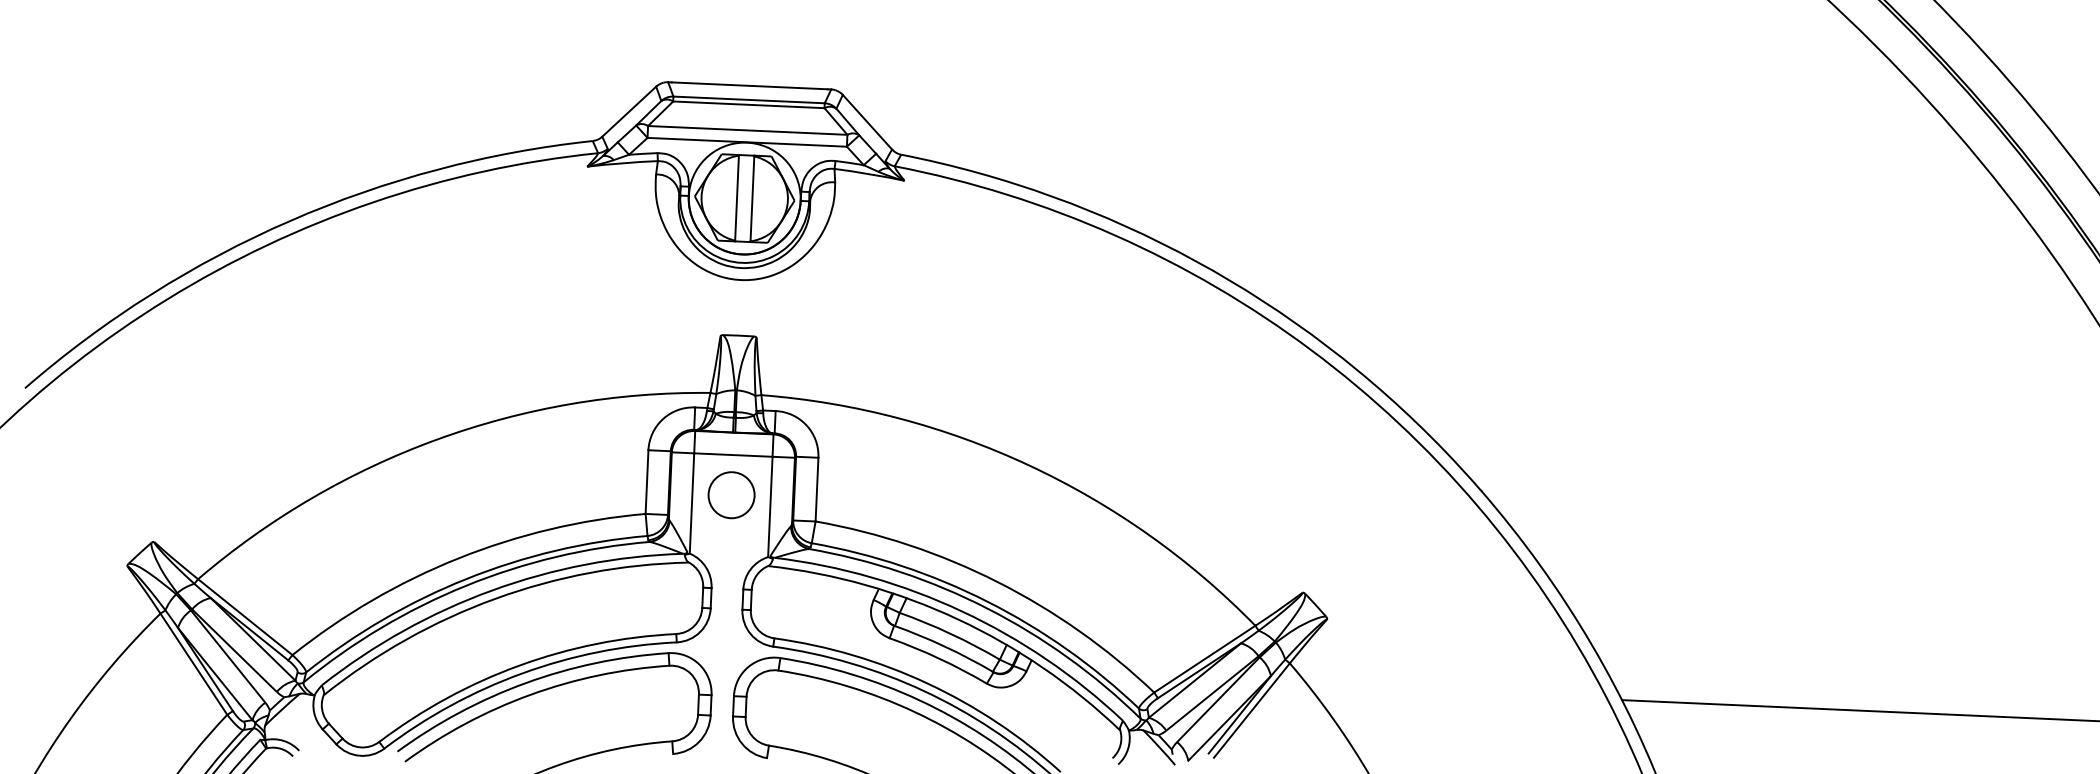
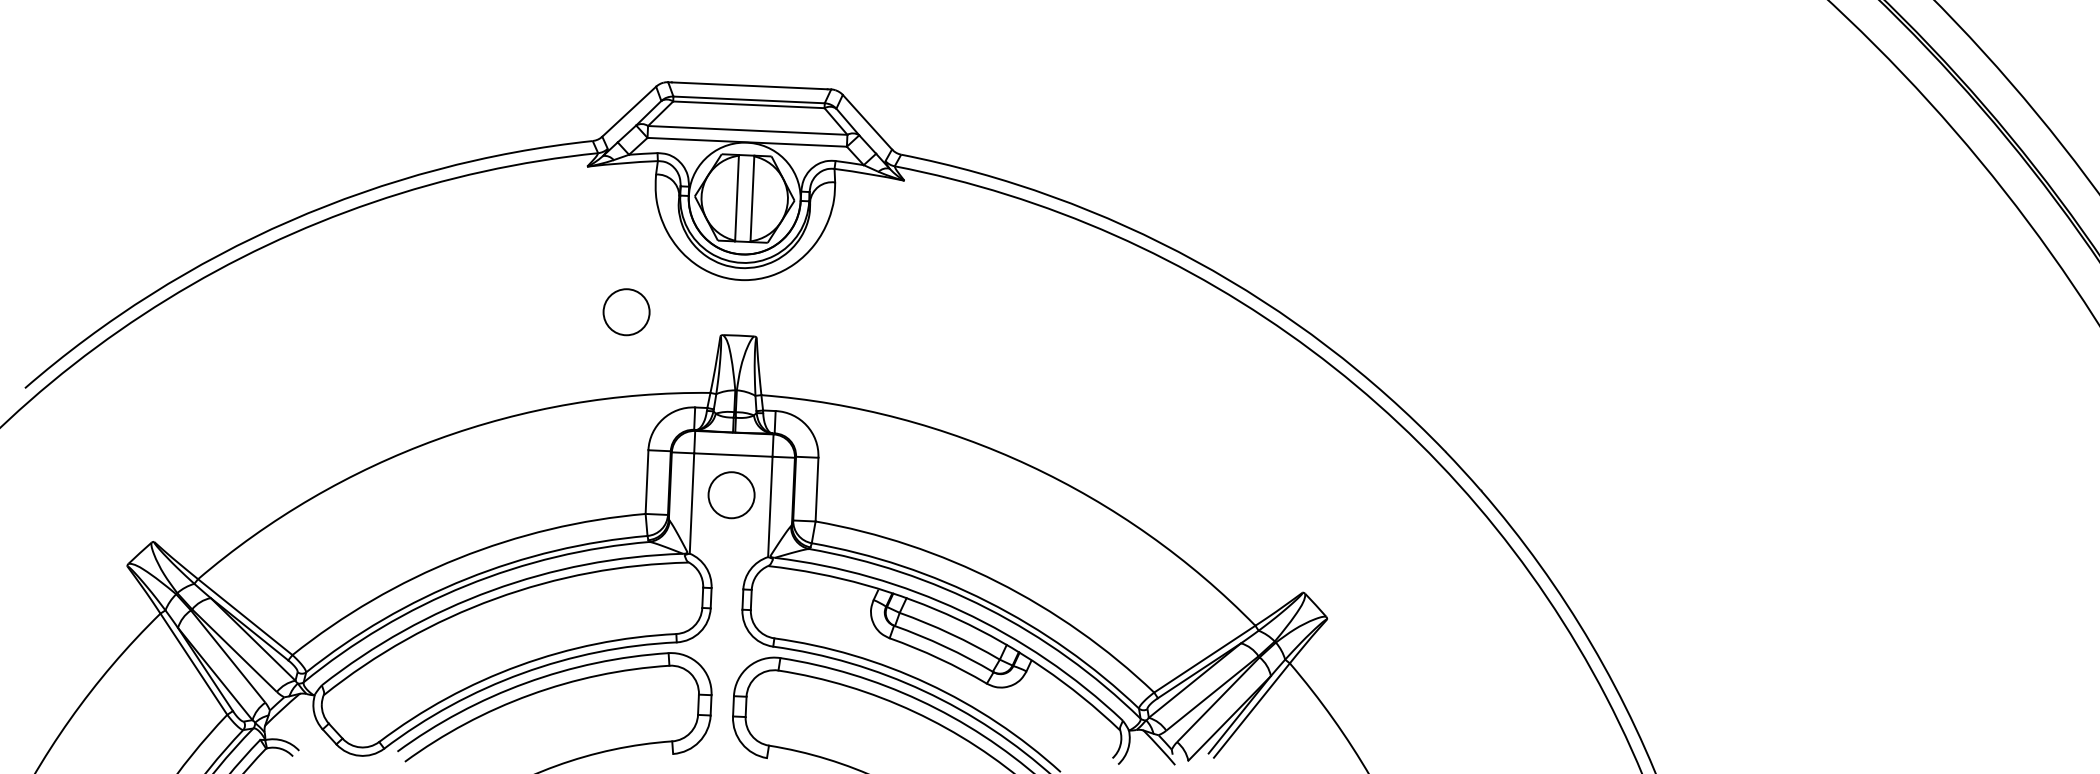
circle: none -> present (626, 312)
line: present -> none (1859, 710)
